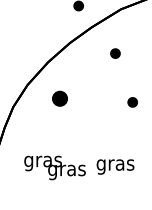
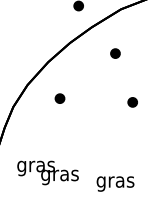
part size: 16x17 px -> 12x11 px (59, 98)
text position: (115, 166) -> (115, 183) (115, 183)
text position: (54, 167) -> (47, 172) (47, 172)
